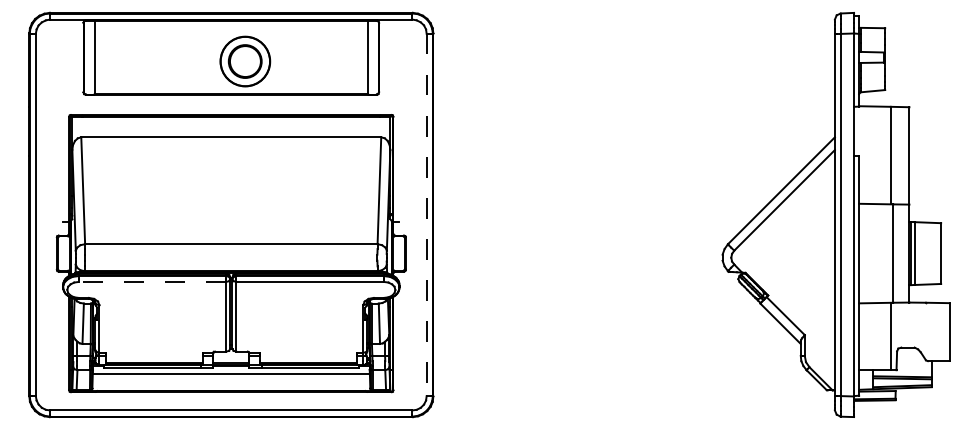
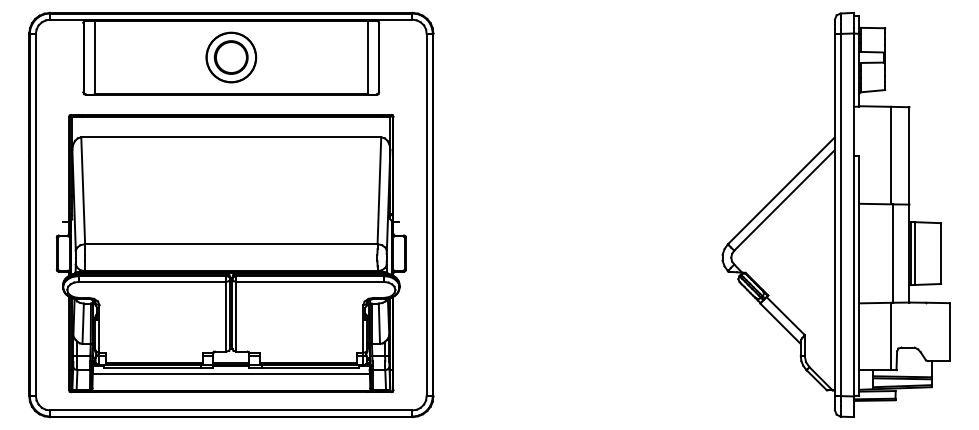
part position: (245, 61) -> (231, 57) (231, 57)
line: dashed -> solid (426, 215)
line: dashed -> solid (152, 281)
